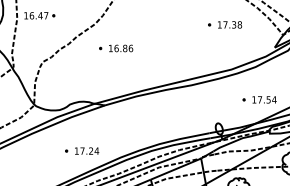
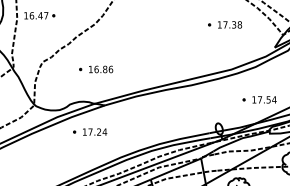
part position: (116, 48) -> (96, 69) (96, 69)
part position: (82, 150) -> (90, 131) (90, 131)
